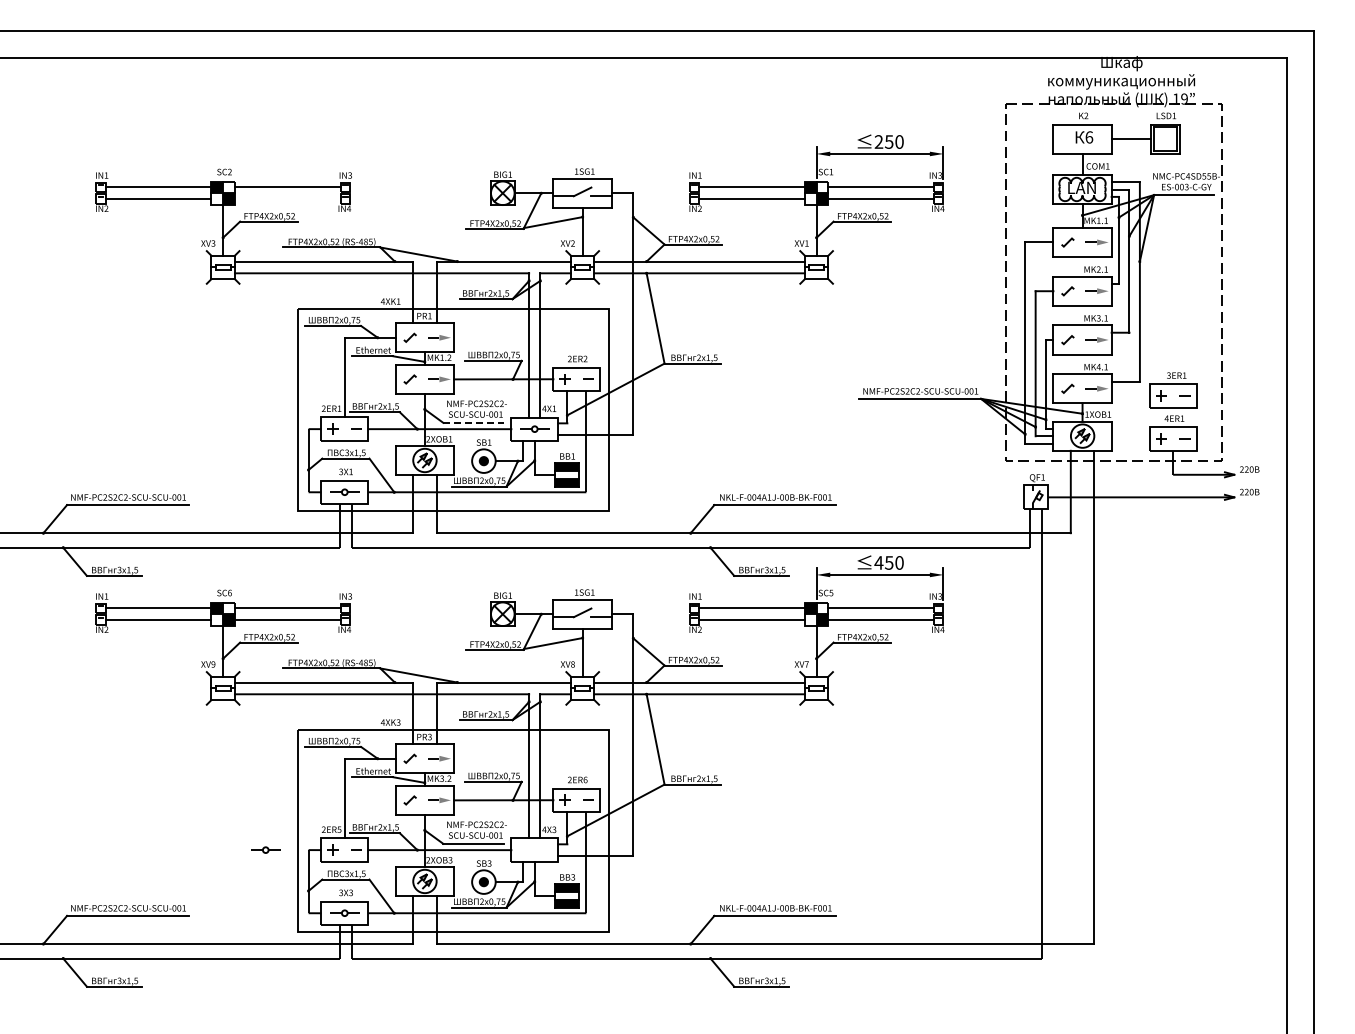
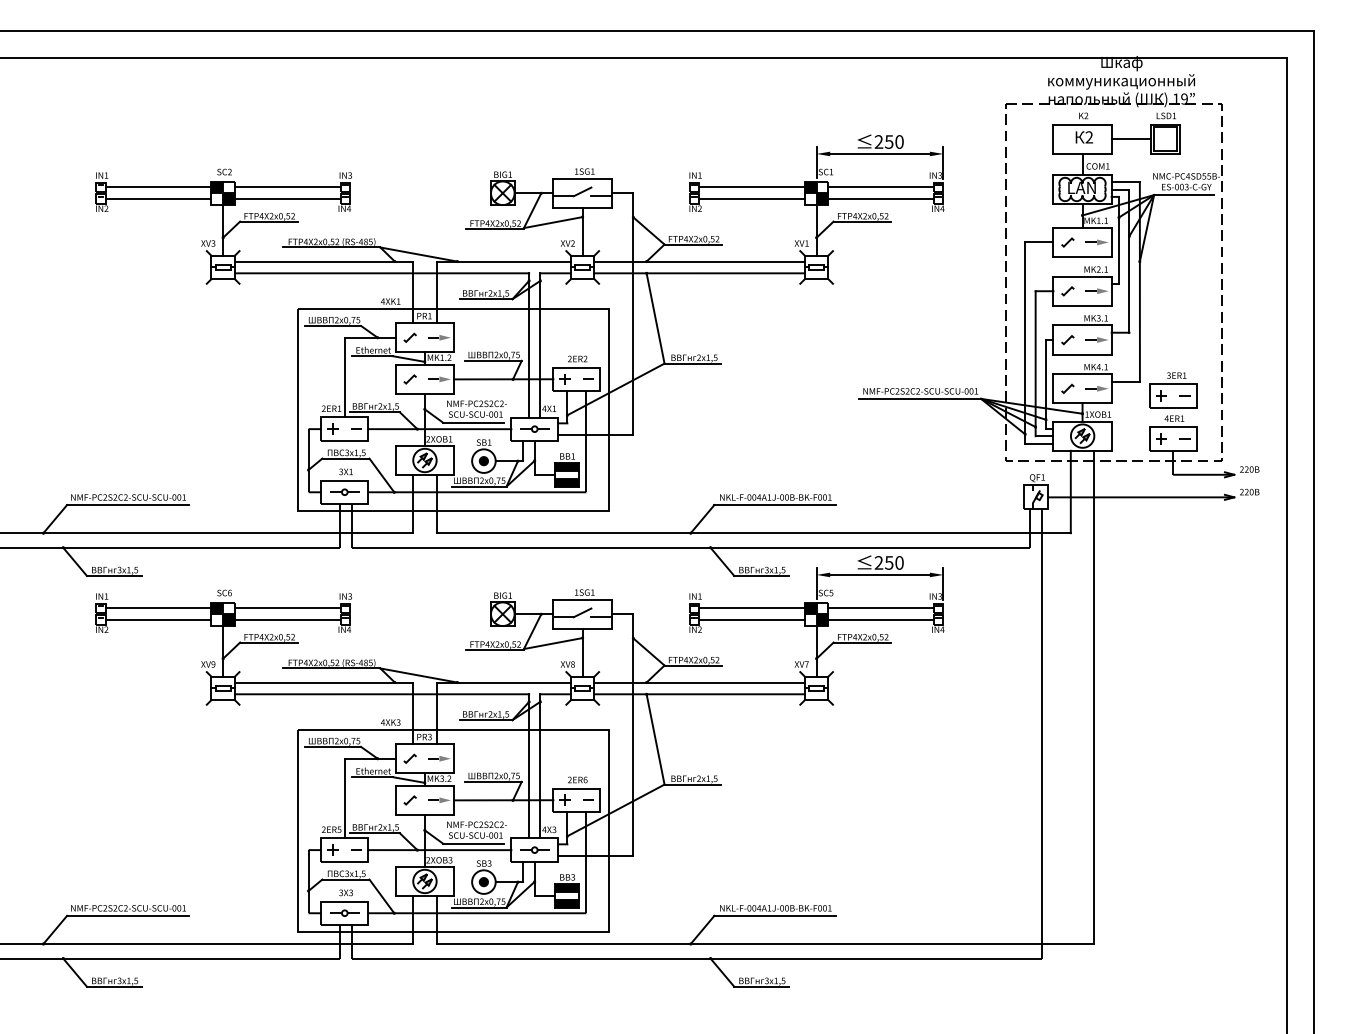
text: 6 -> 2 (1089, 137)
line: none -> present (287, 199)
line: dashed -> solid (474, 422)
text: 450 -> 250 (878, 562)
part position: (265, 849) -> (534, 849) (534, 849)
